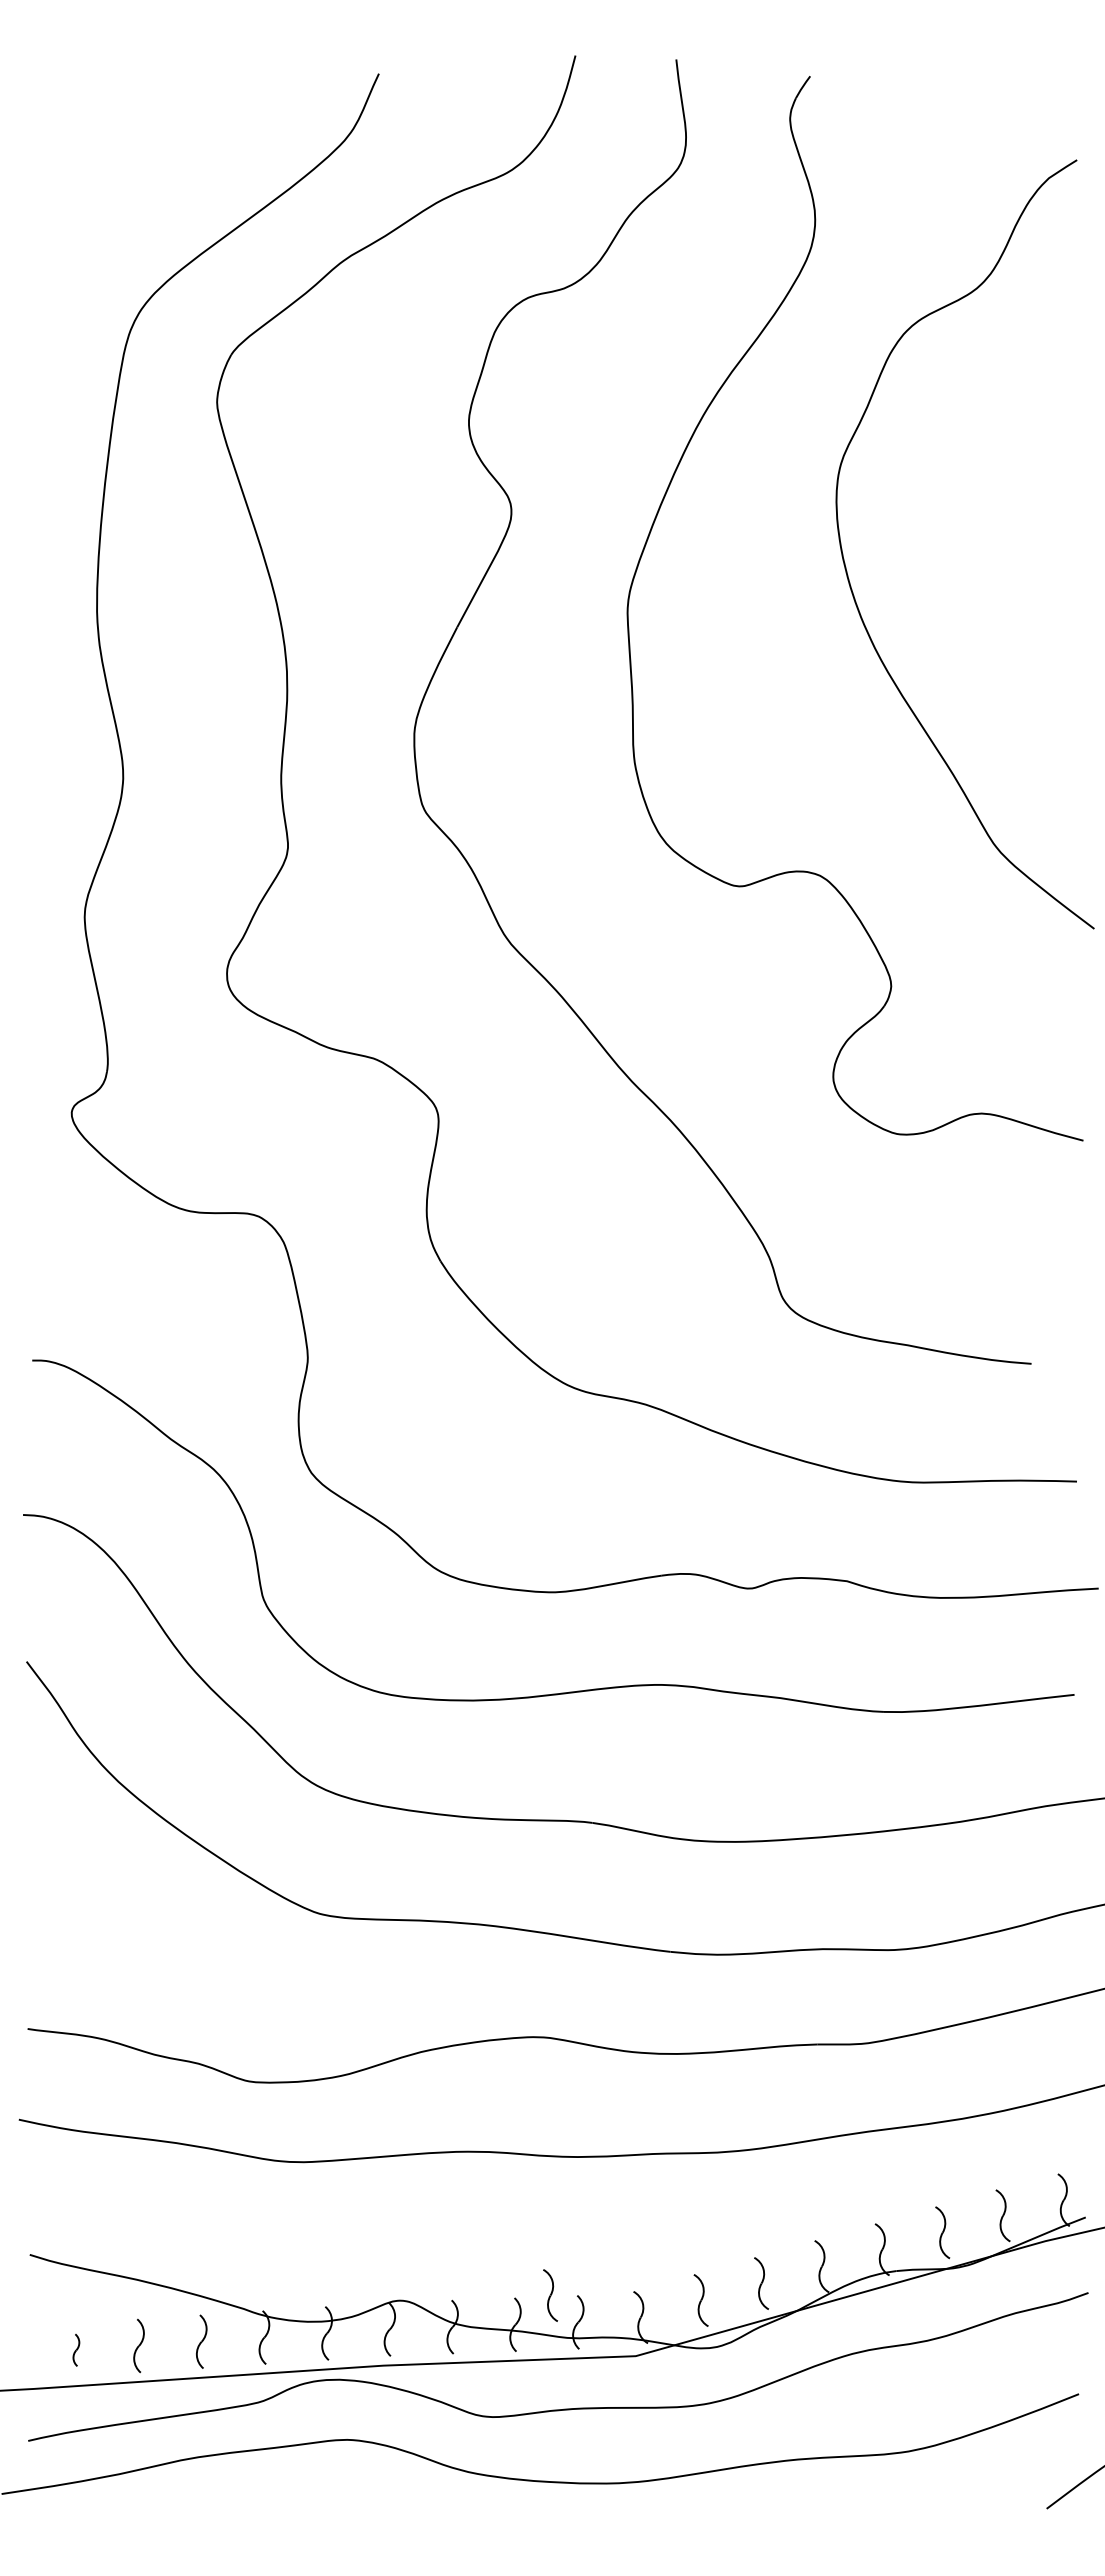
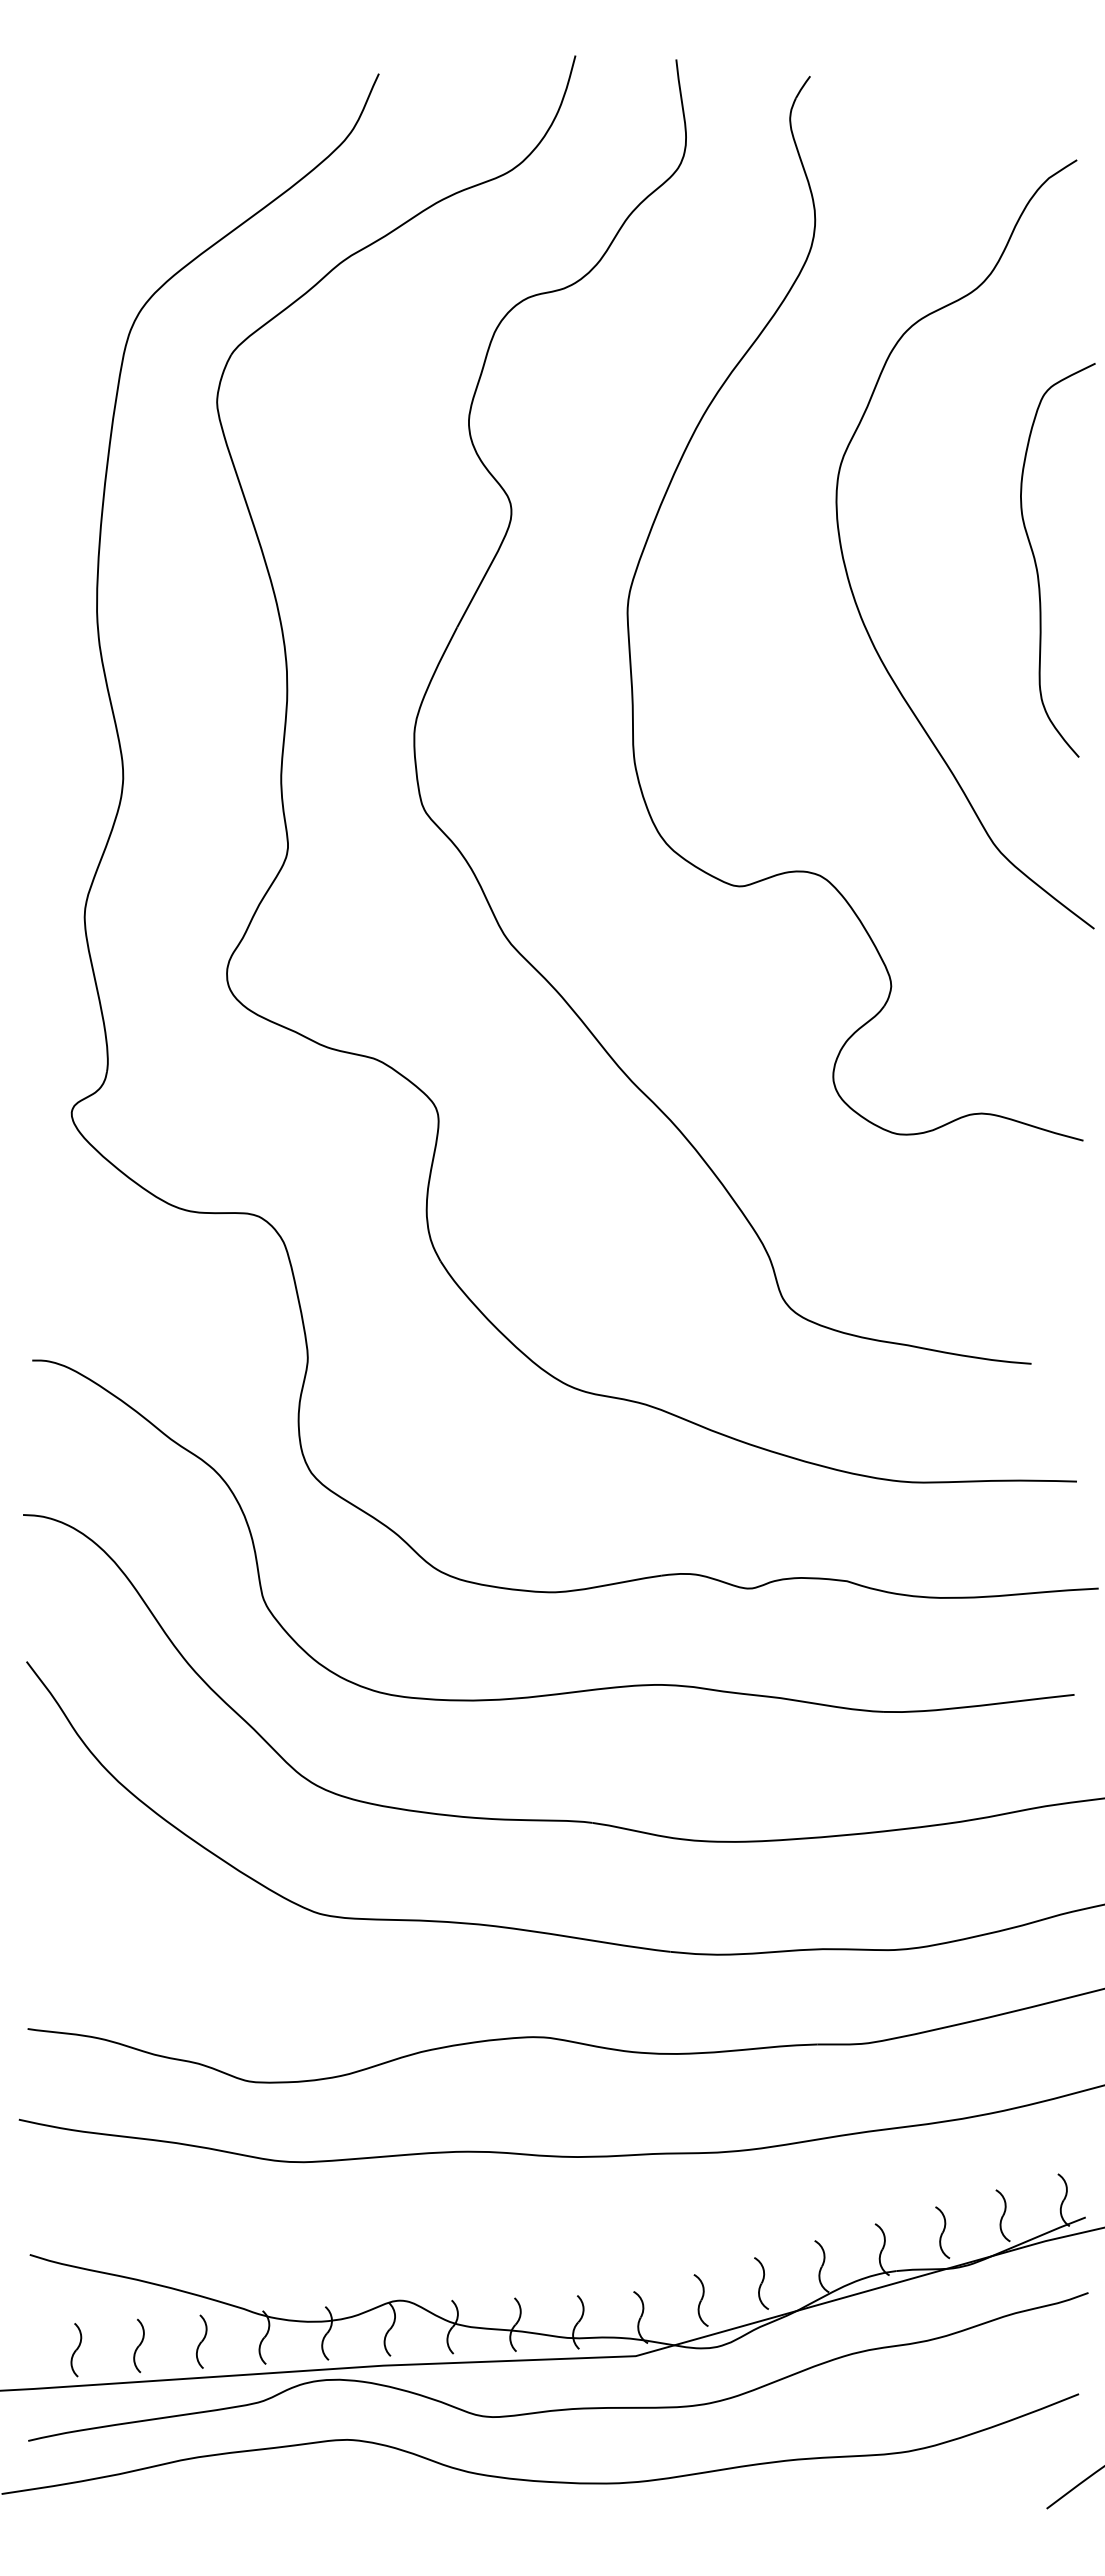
curve: none -> present (1037, 566)
part: present -> none (550, 2295)
part size: 9x33 px -> 13x55 px (76, 2350)
